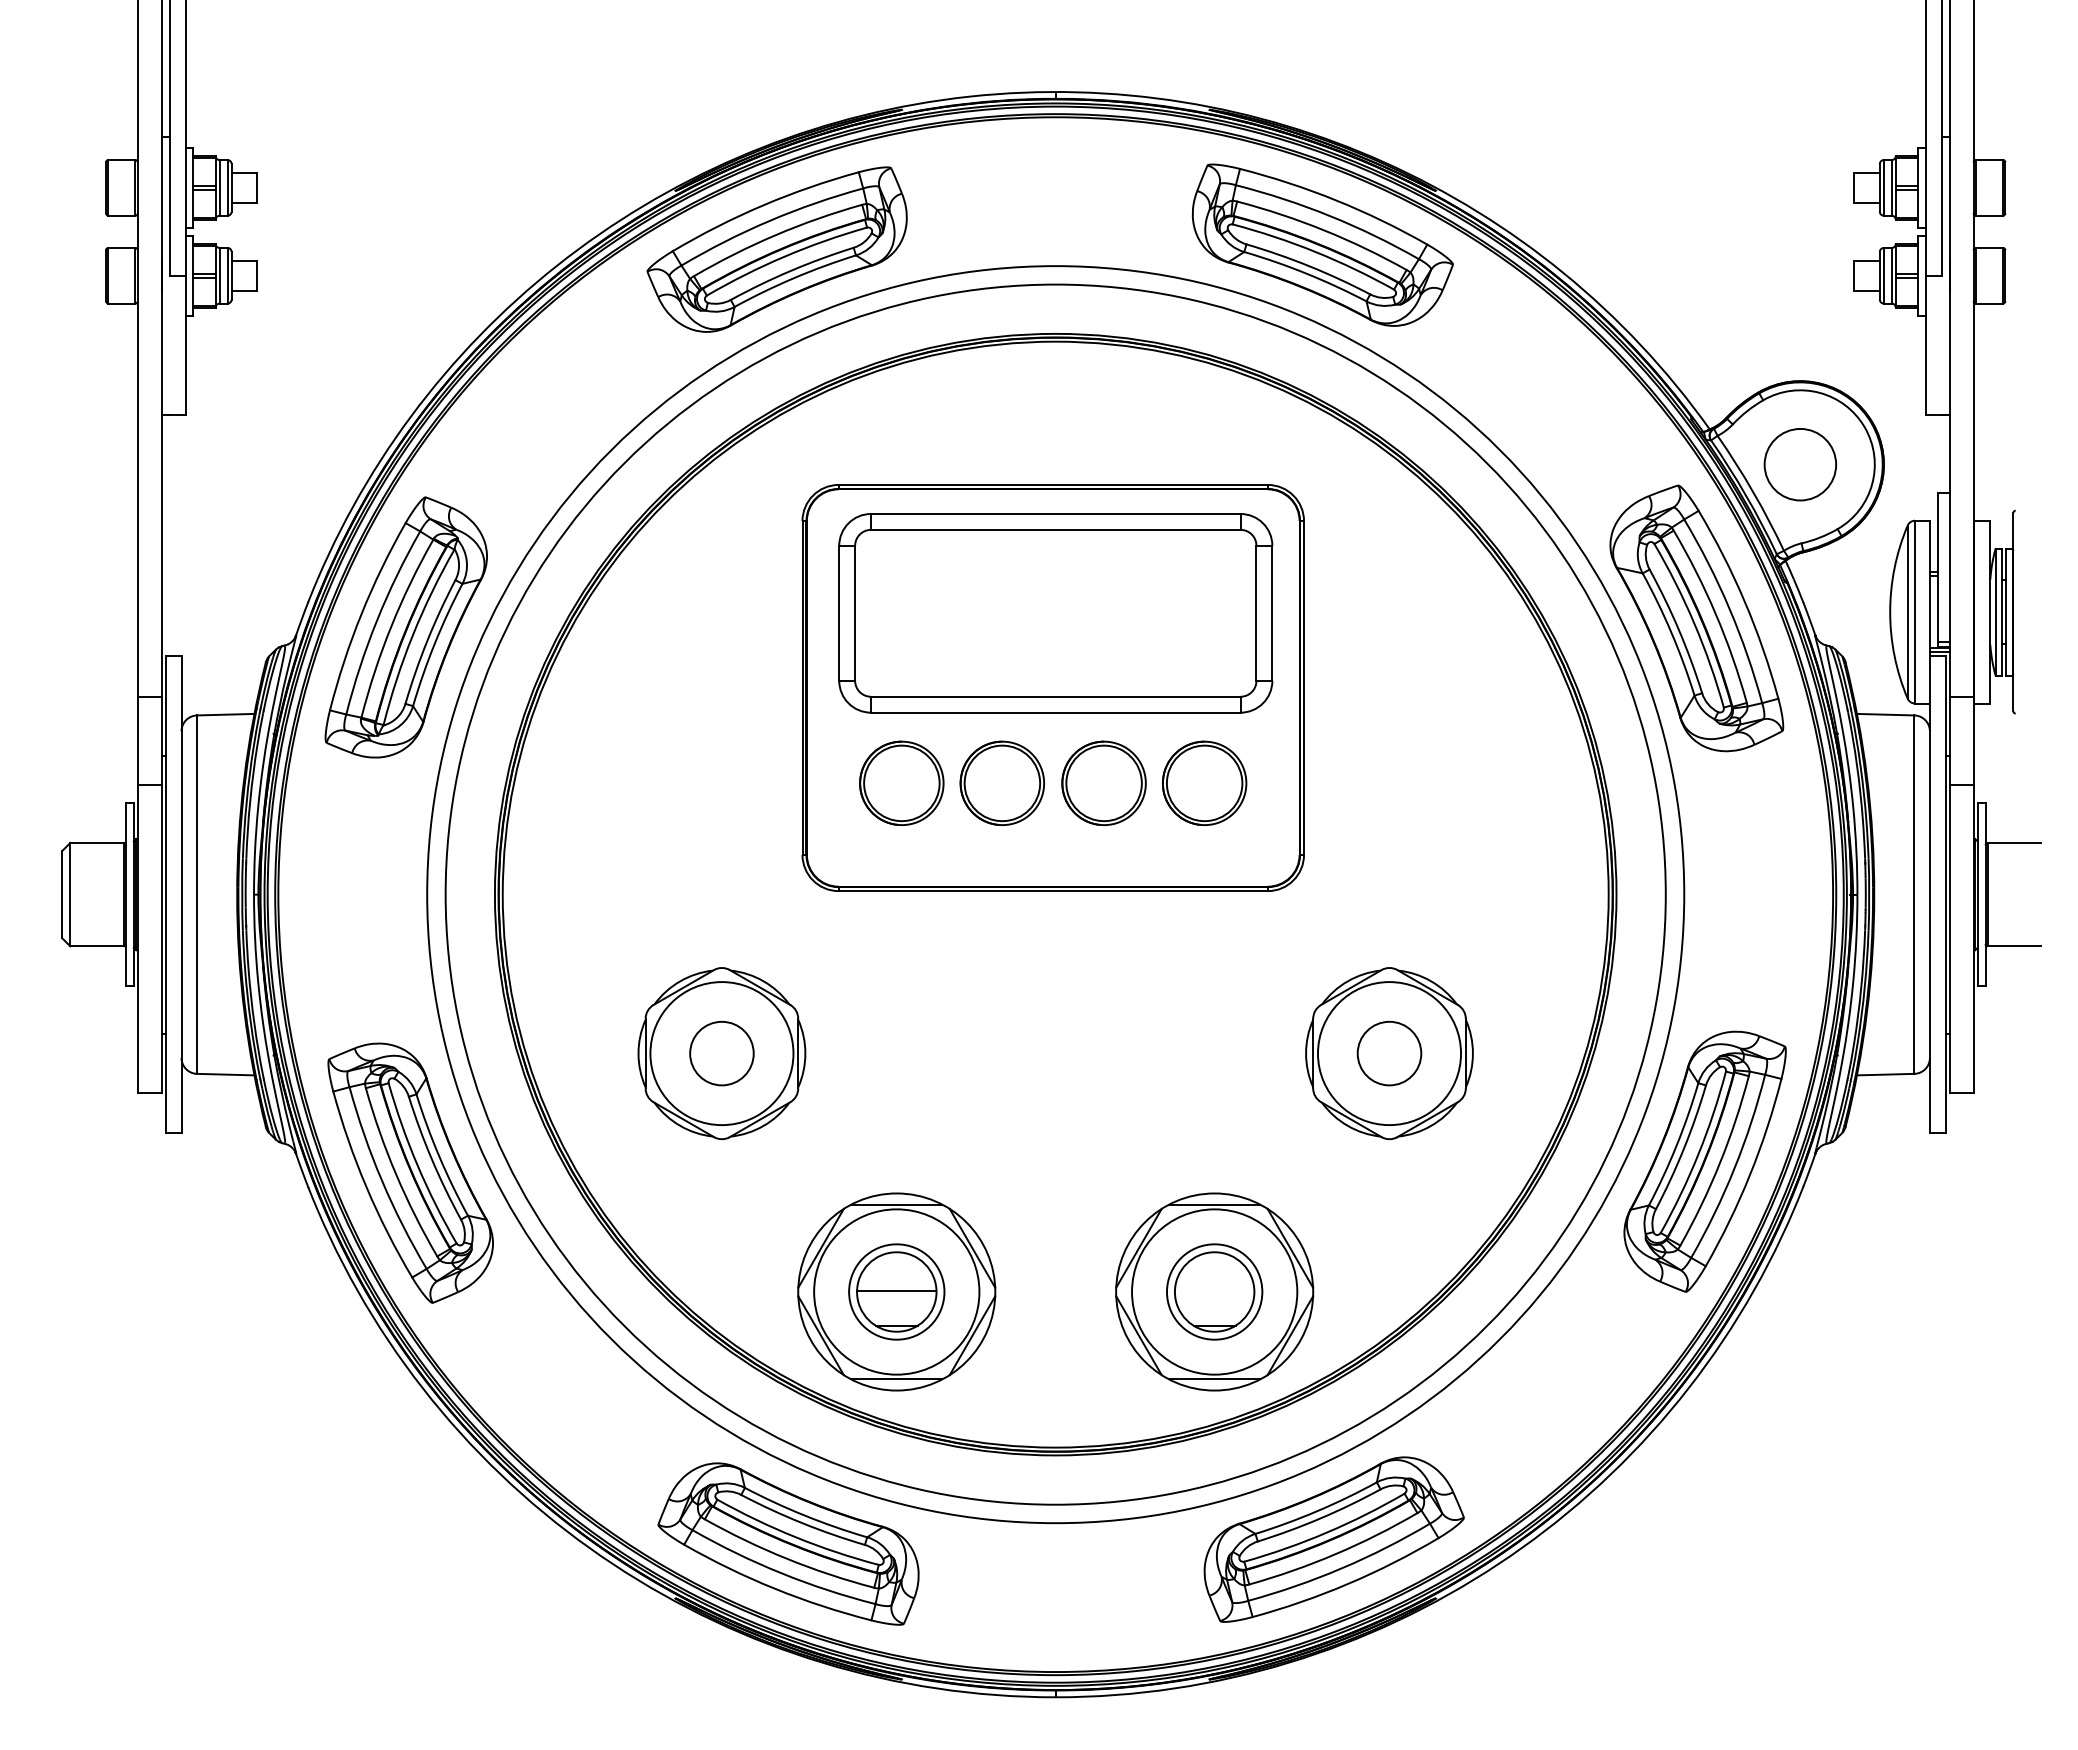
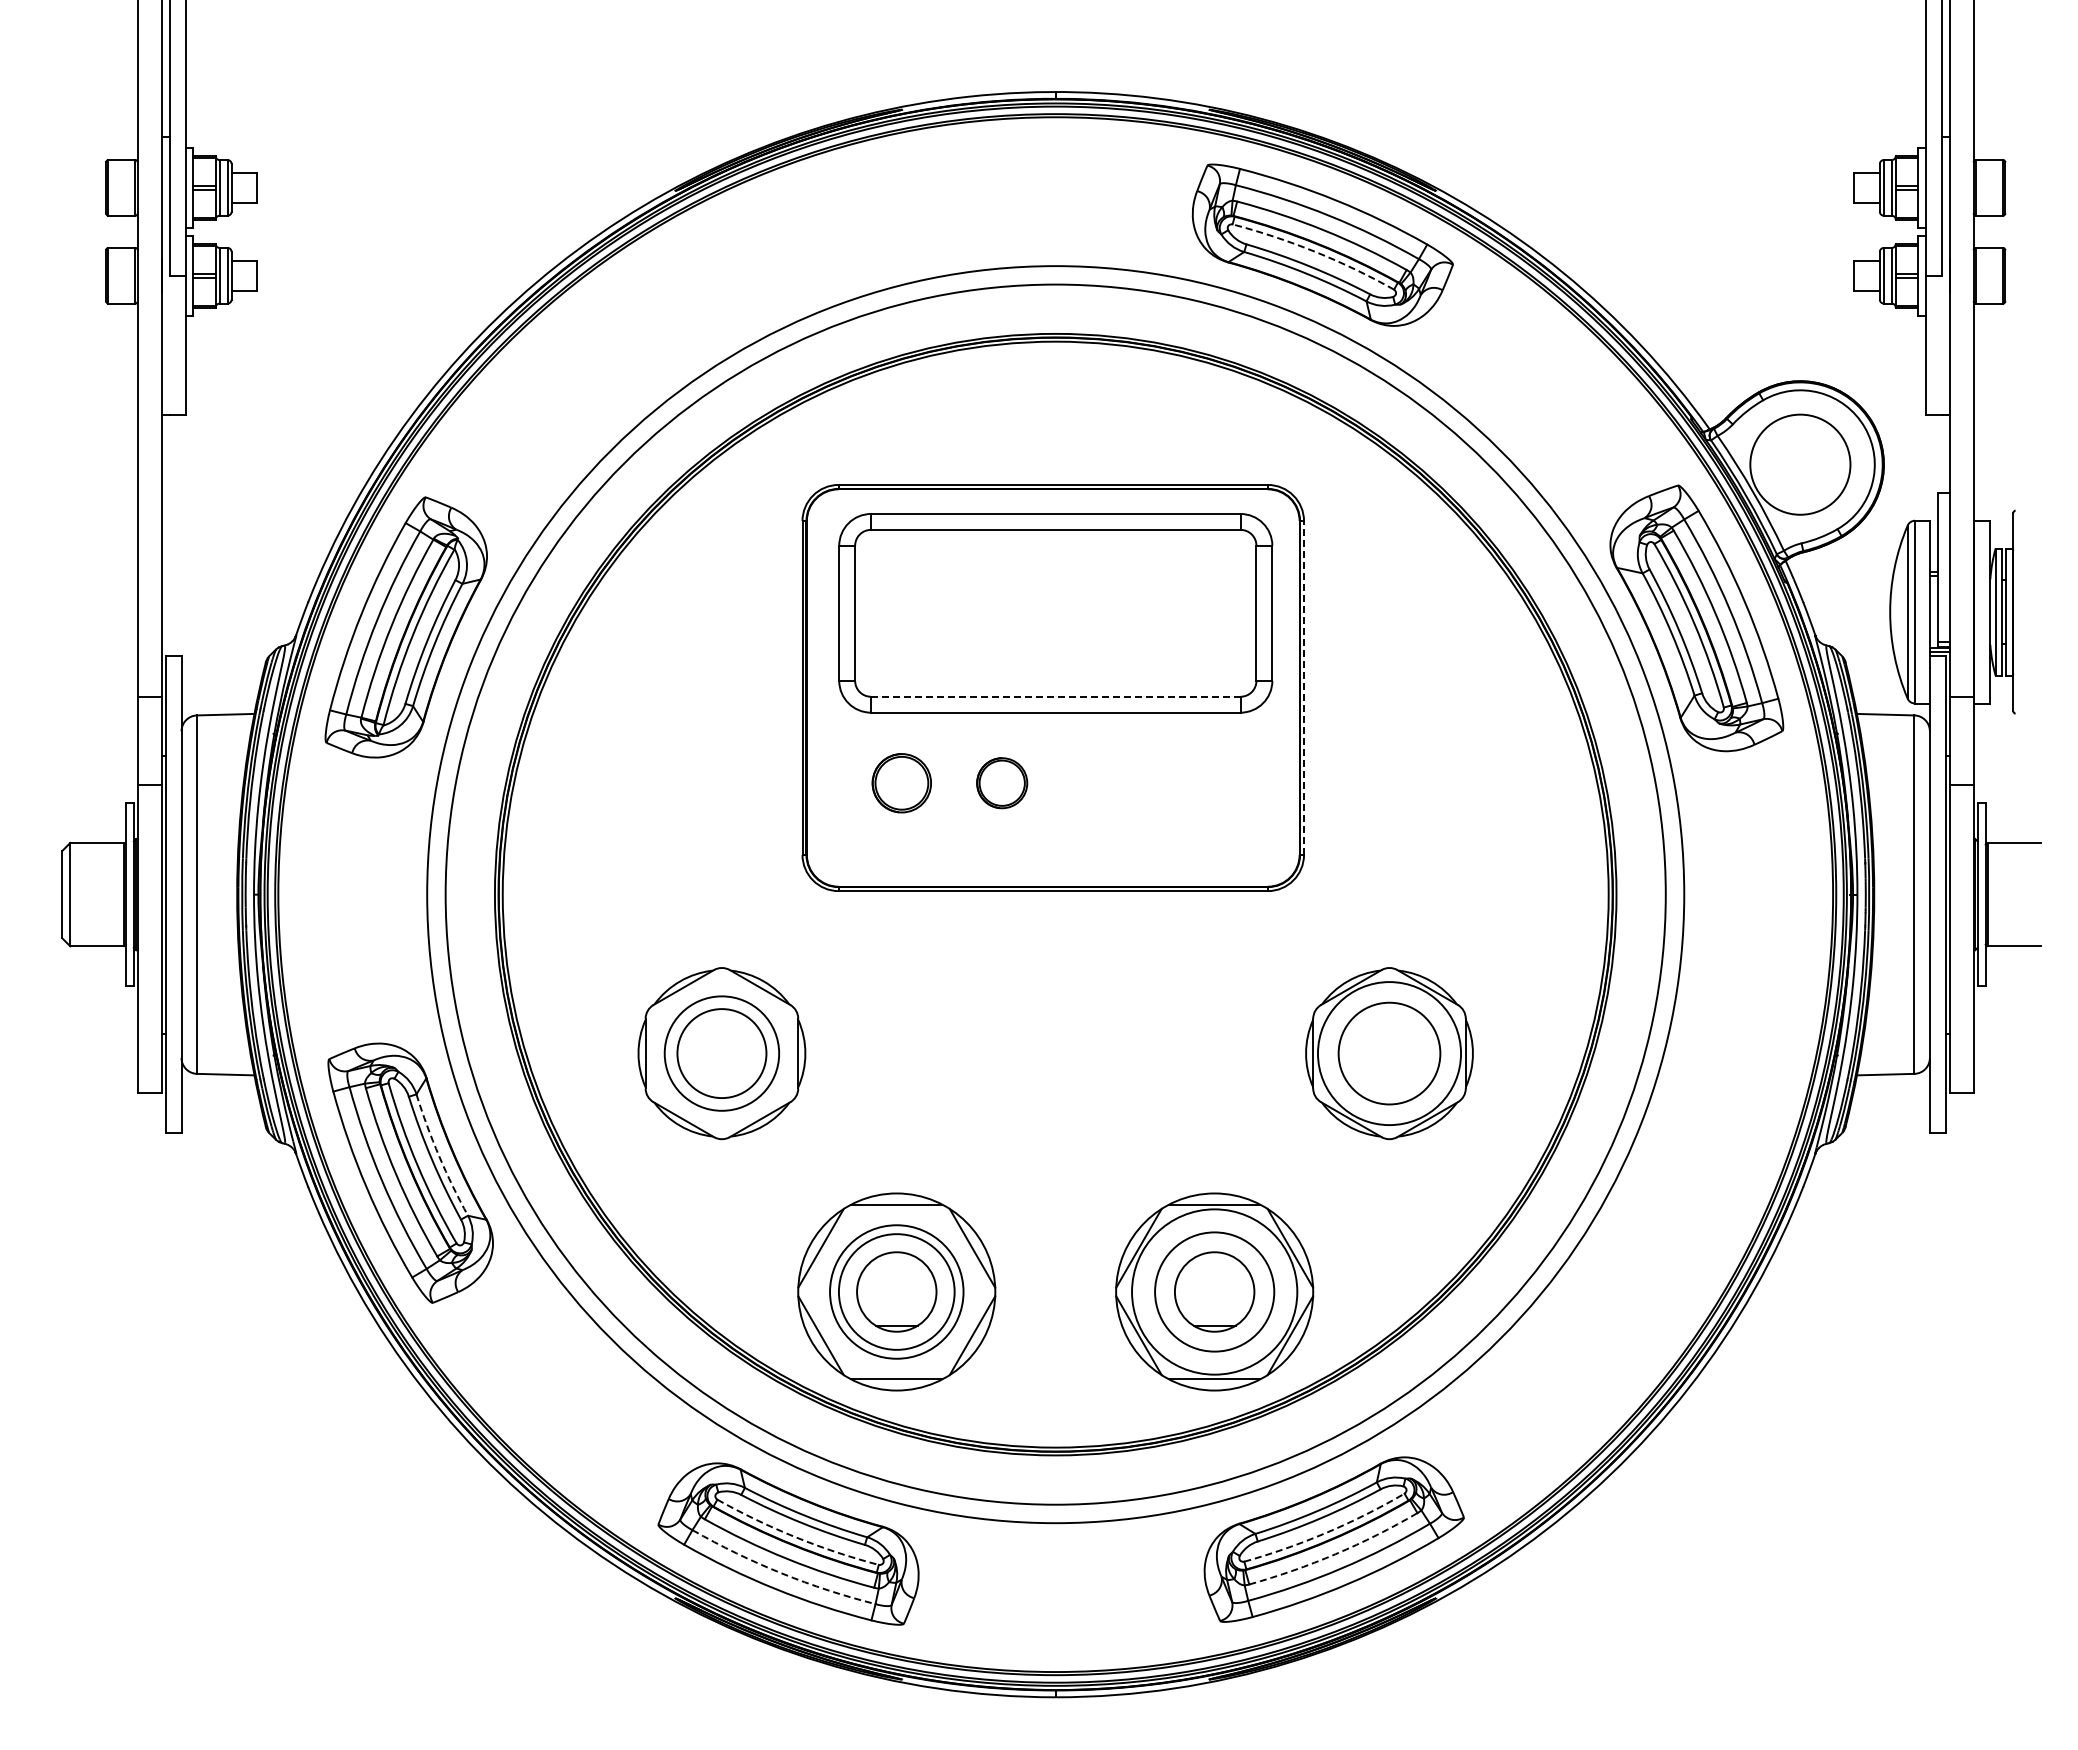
part: present -> none (776, 249)
arc: solid -> dashed (1315, 251)
circle diameter: 72 px -> 100 px (1800, 464)
line: solid -> dashed (1304, 688)
line: solid -> dashed (1055, 696)
part size: 86x86 px -> 61x61 px (901, 783)
part size: 86x86 px -> 53x53 px (1002, 783)
part: present -> none (1103, 782)
part: present -> none (1204, 782)
circle diameter: 143 px -> 114 px (721, 1053)
circle diameter: 64 px -> 89 px (721, 1053)
circle diameter: 64 px -> 102 px (1389, 1053)
arc: solid -> dashed (439, 1156)
part: present -> none (1704, 1161)
line: present -> none (896, 1290)
circle diameter: 165 px -> 116 px (896, 1291)
circle diameter: 95 px -> 134 px (896, 1291)
circle diameter: 95 px -> 119 px (1214, 1291)
arc: solid -> dashed (1326, 1532)
arc: solid -> dashed (796, 1537)
arc: solid -> dashed (1335, 1554)
arc: solid -> dashed (781, 1573)
